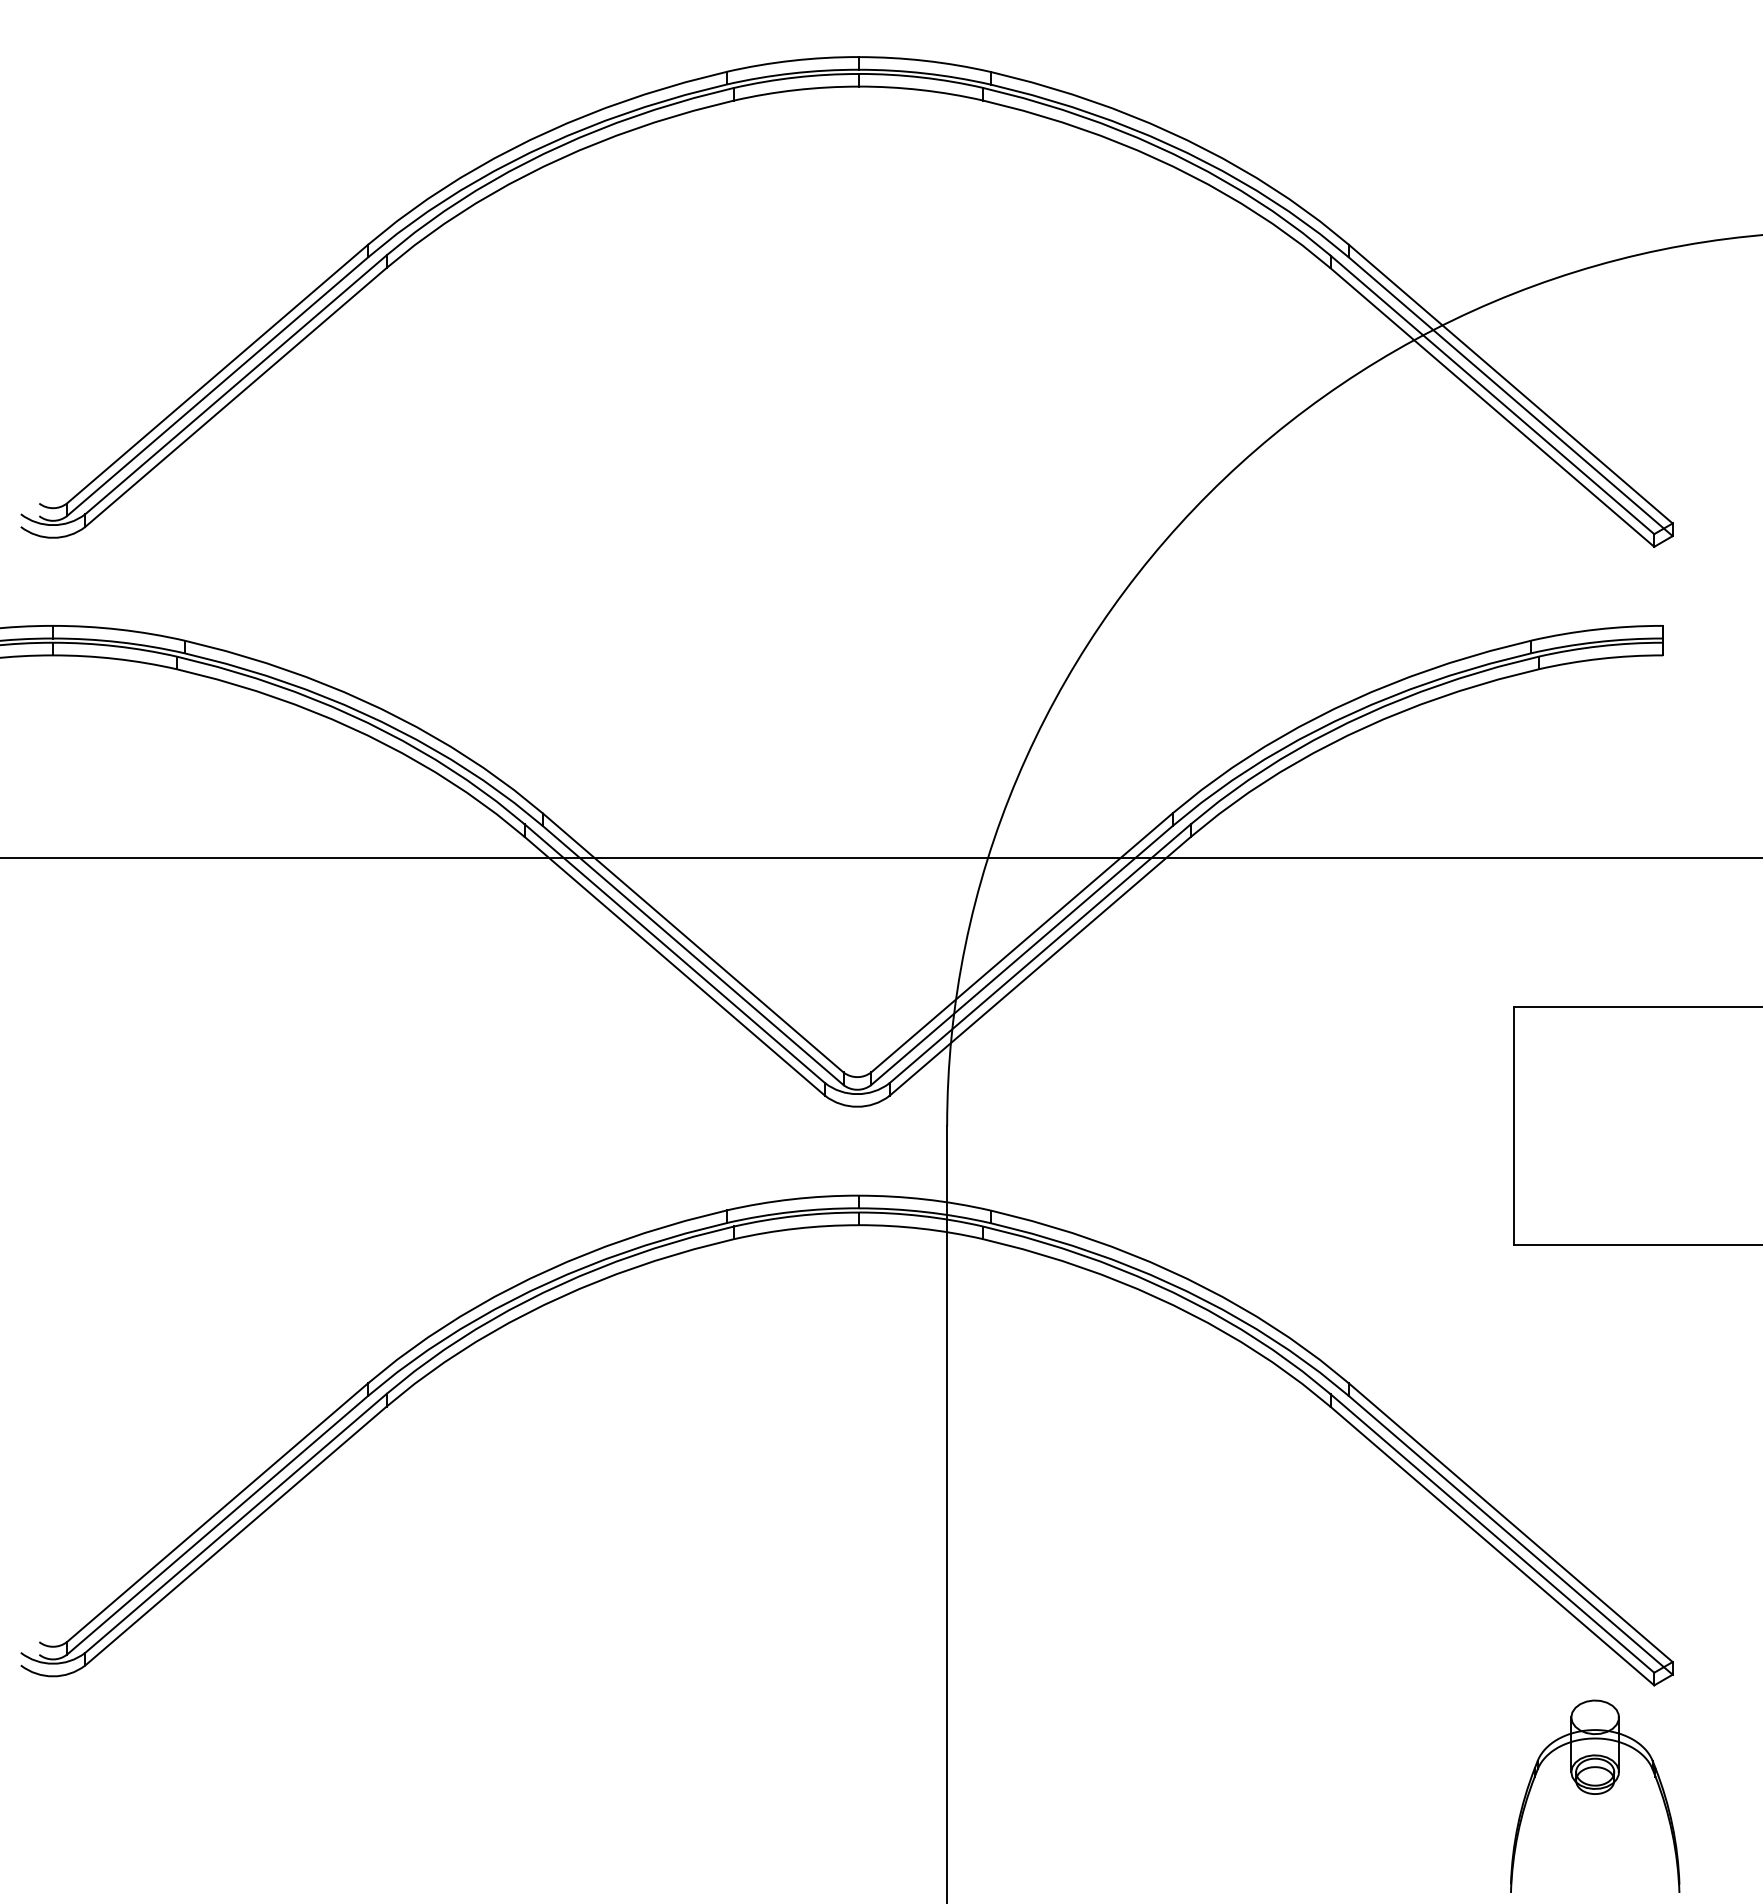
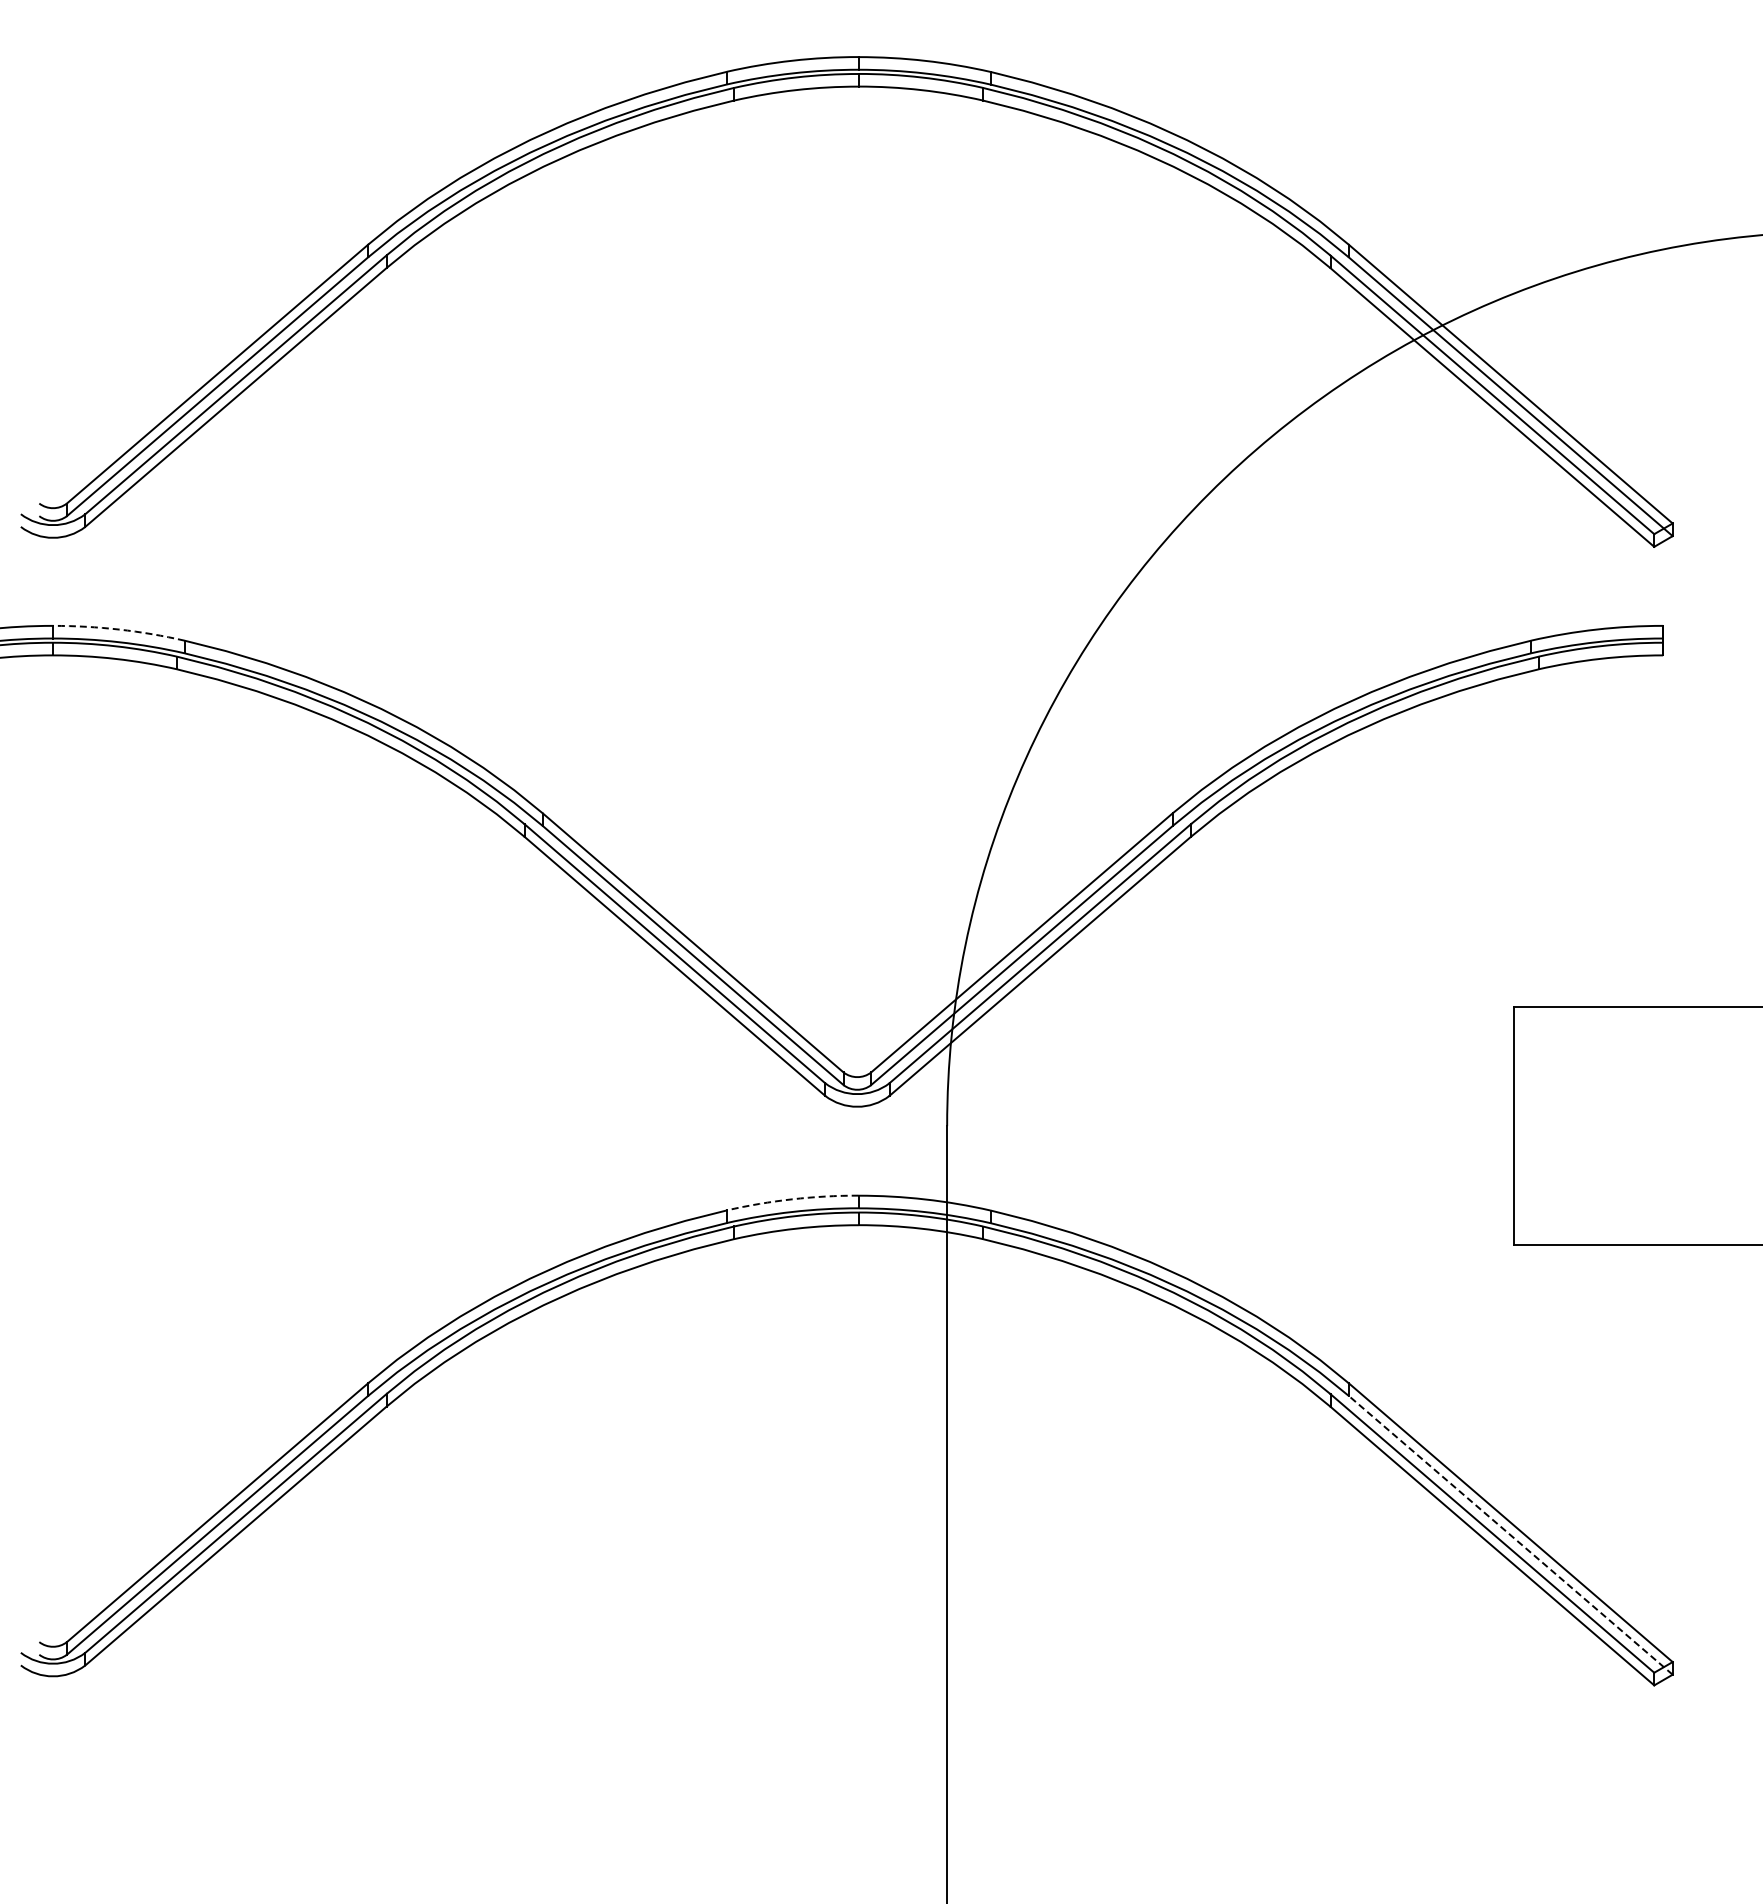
arc: solid -> dashed (119, 629)
line: present -> none (880, 857)
arc: solid -> dashed (792, 1199)
line: solid -> dashed (1510, 1535)
part: present -> none (1595, 1795)
